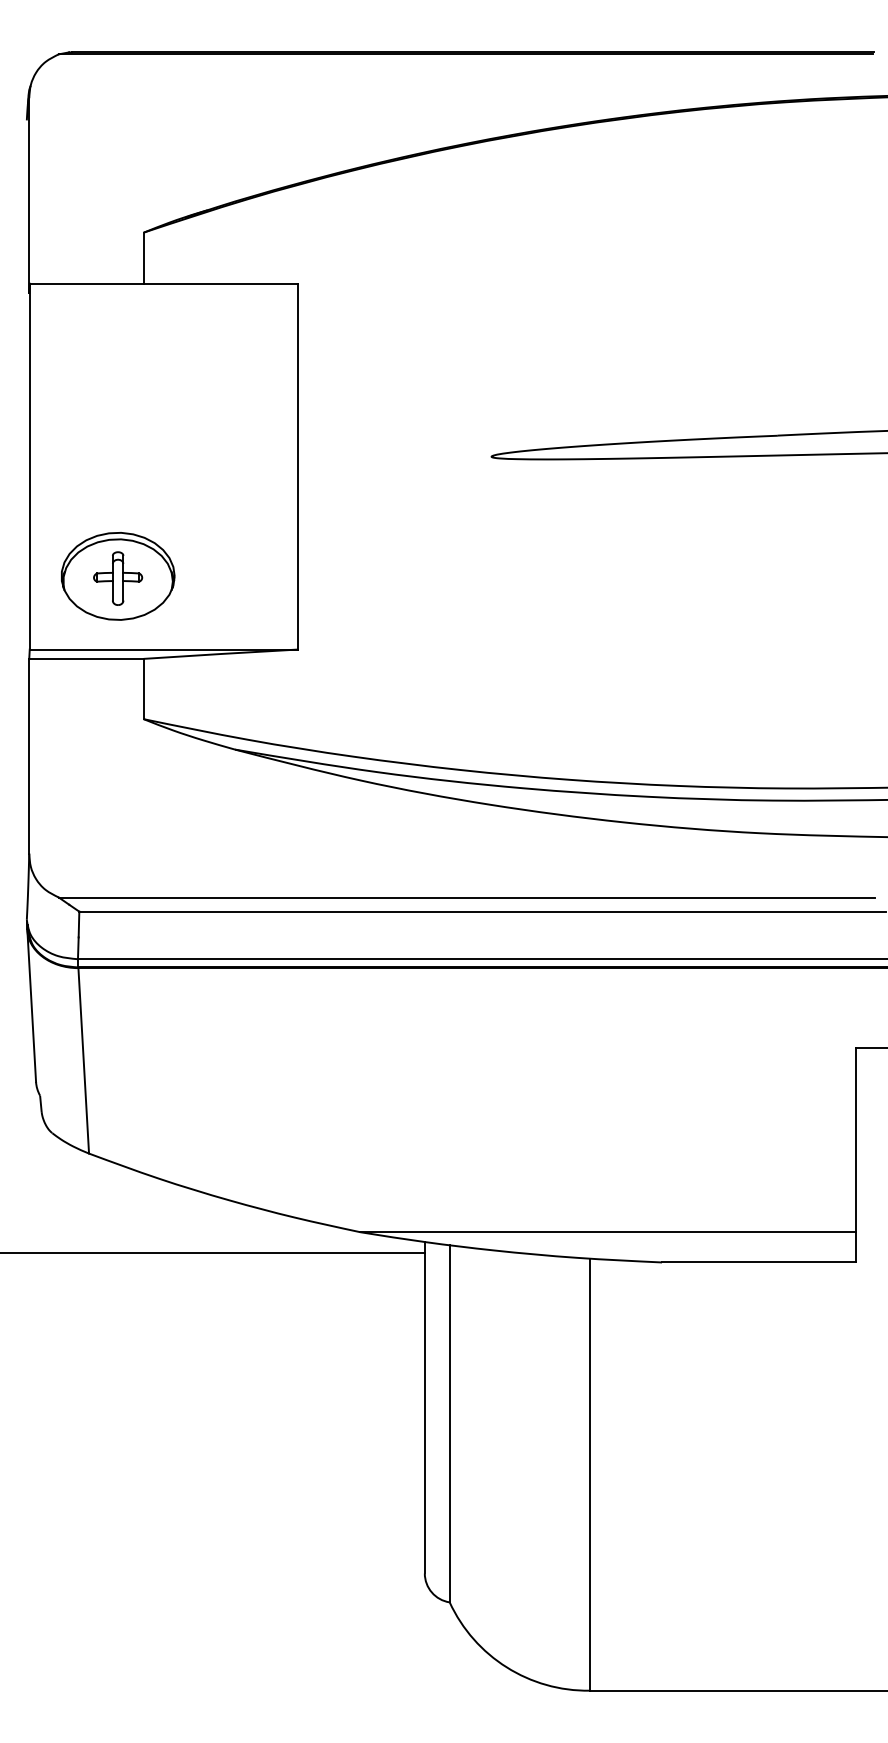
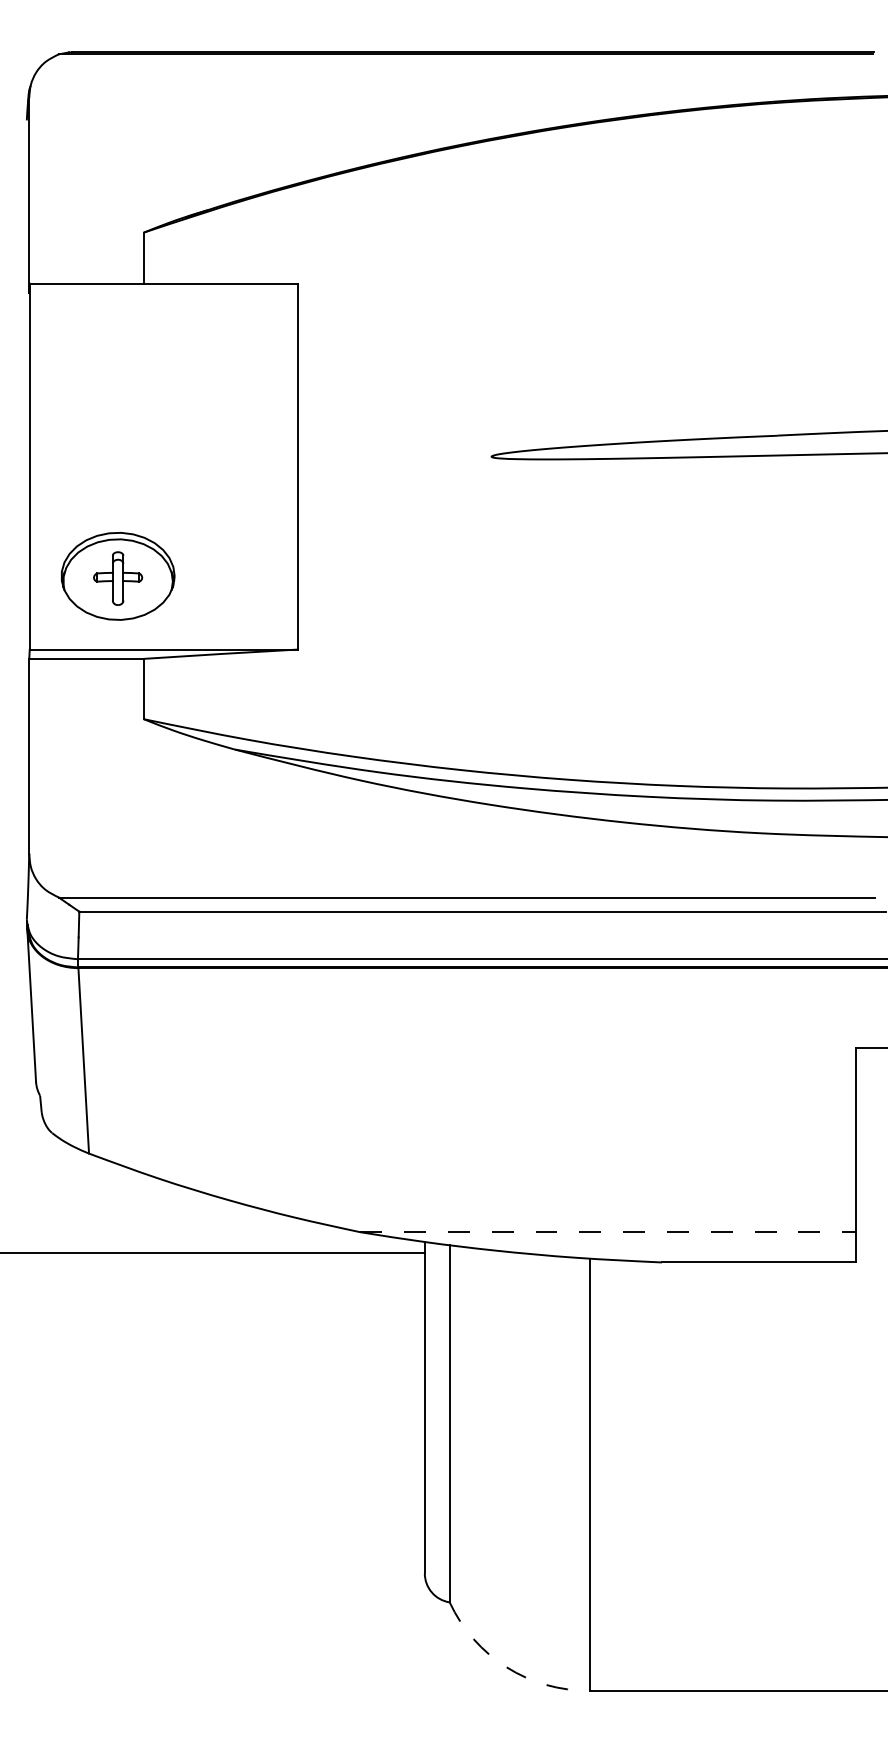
line: solid -> dashed (607, 1232)
arc: solid -> dashed (506, 1667)
